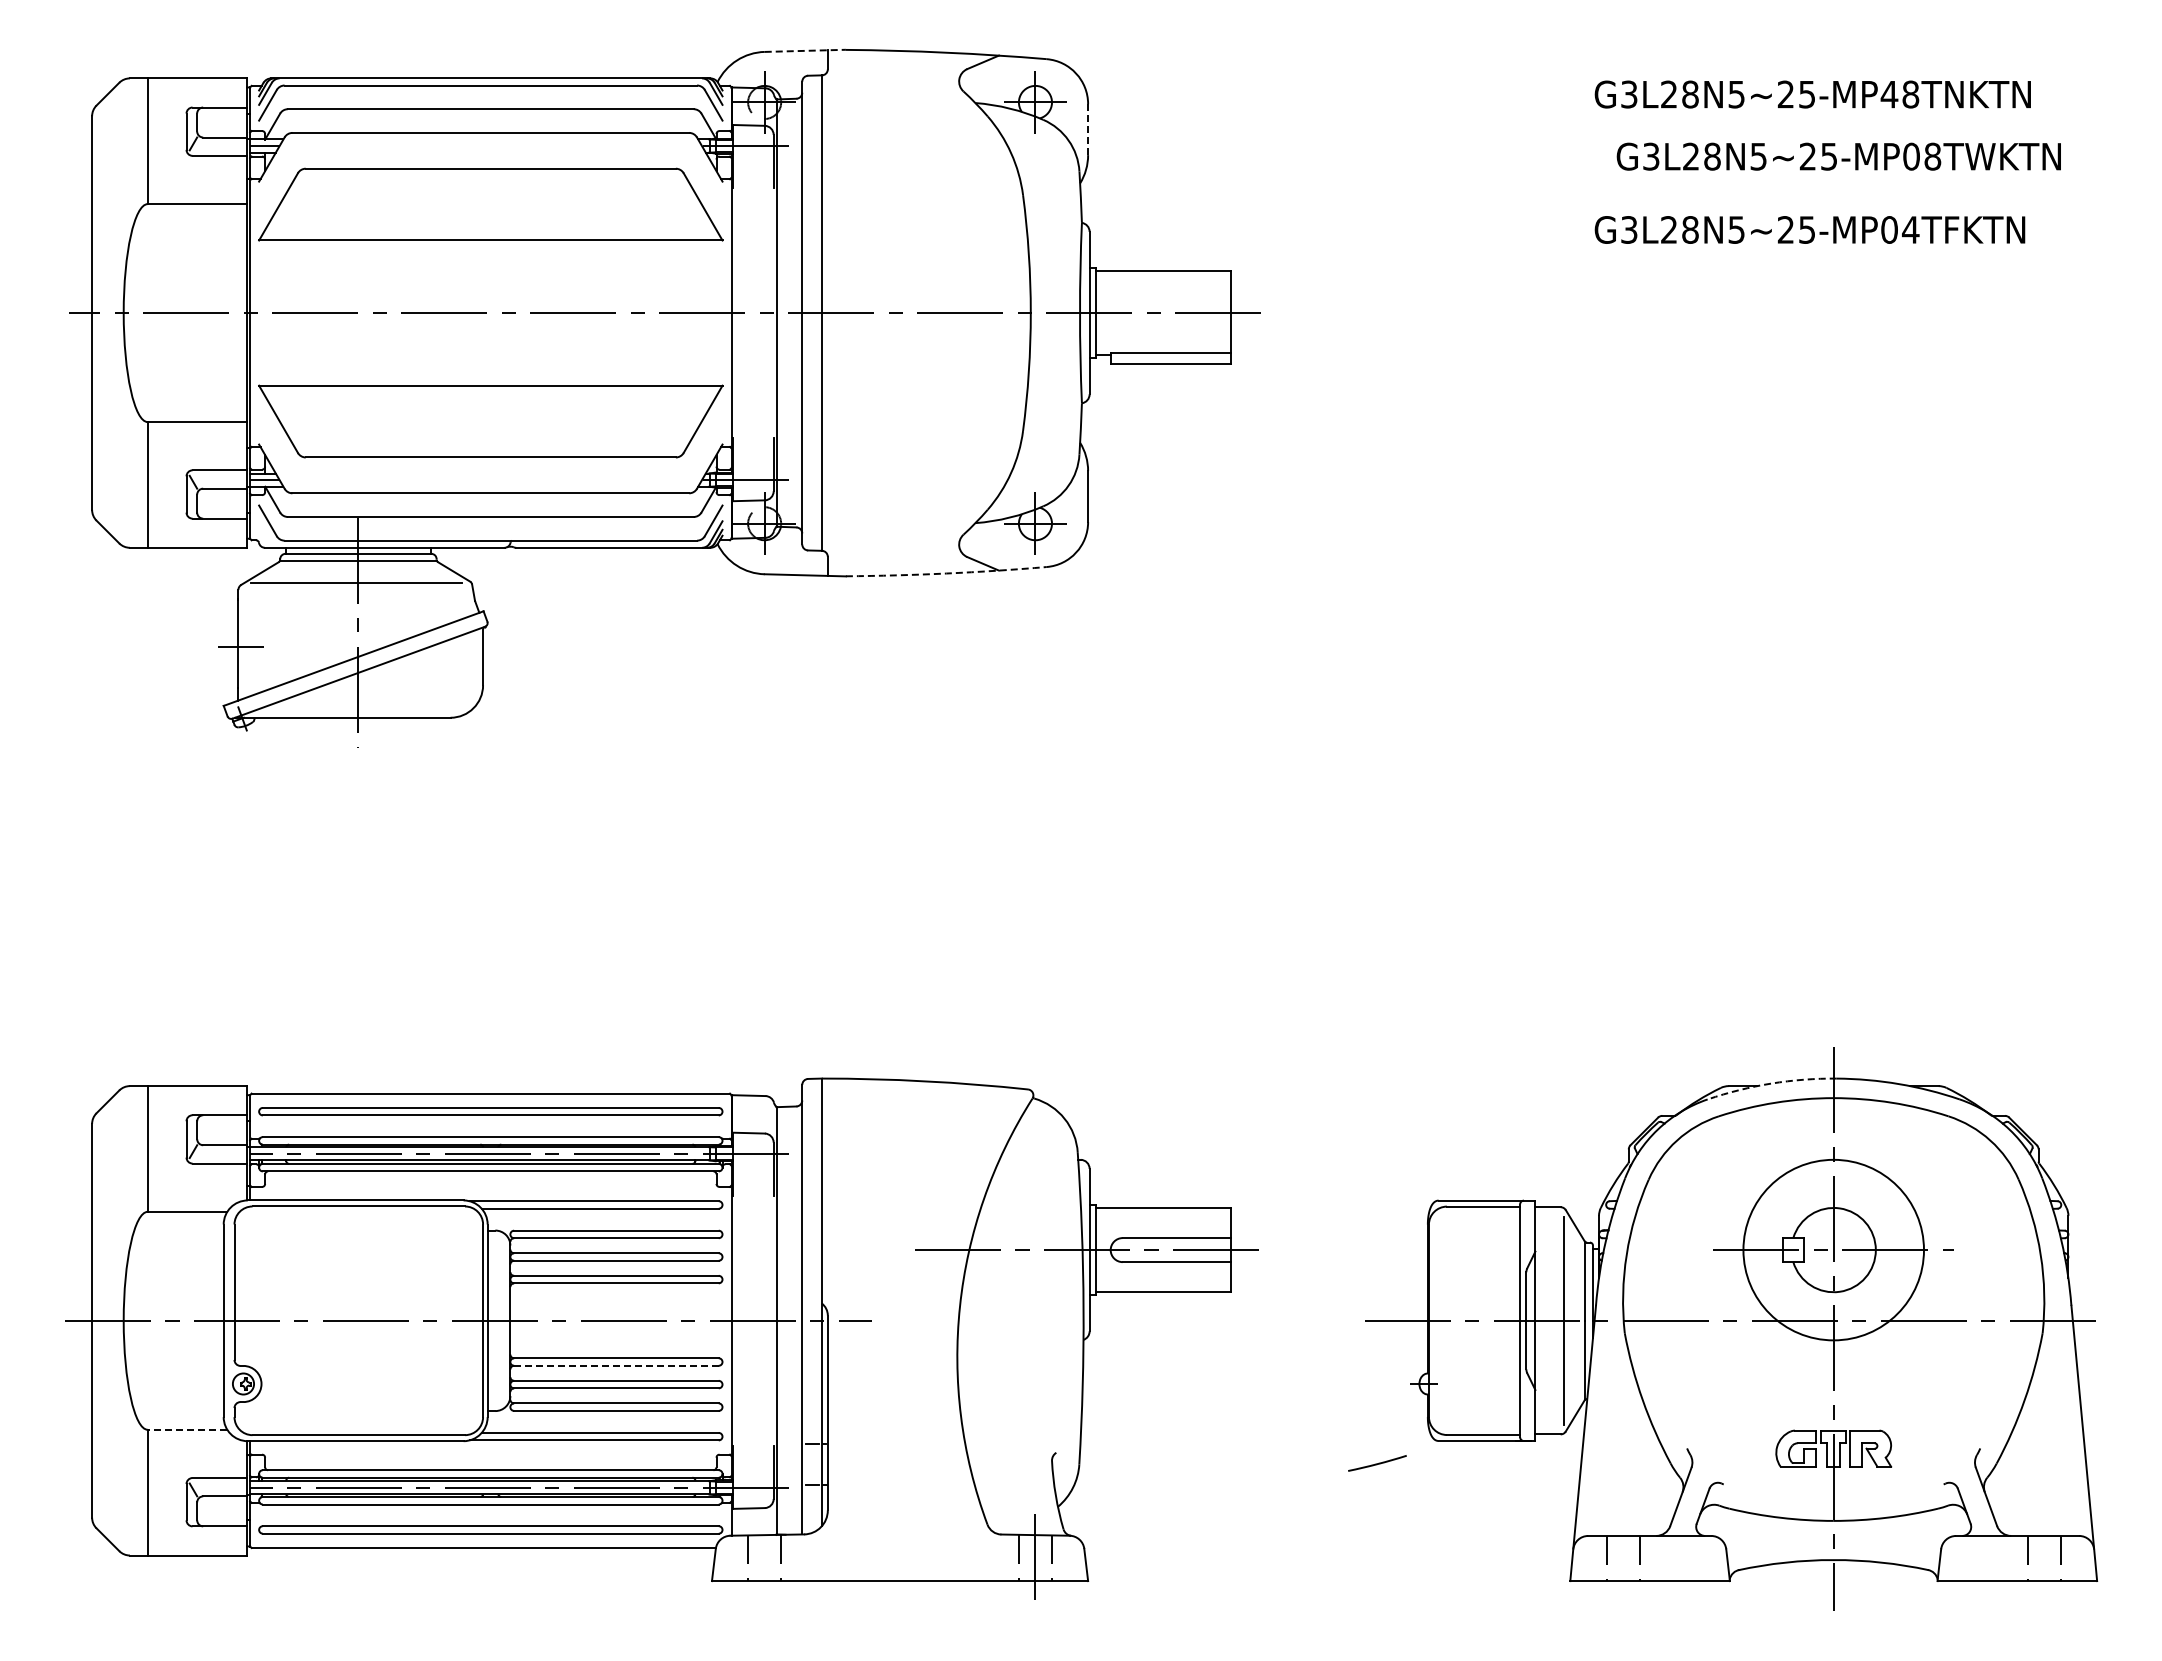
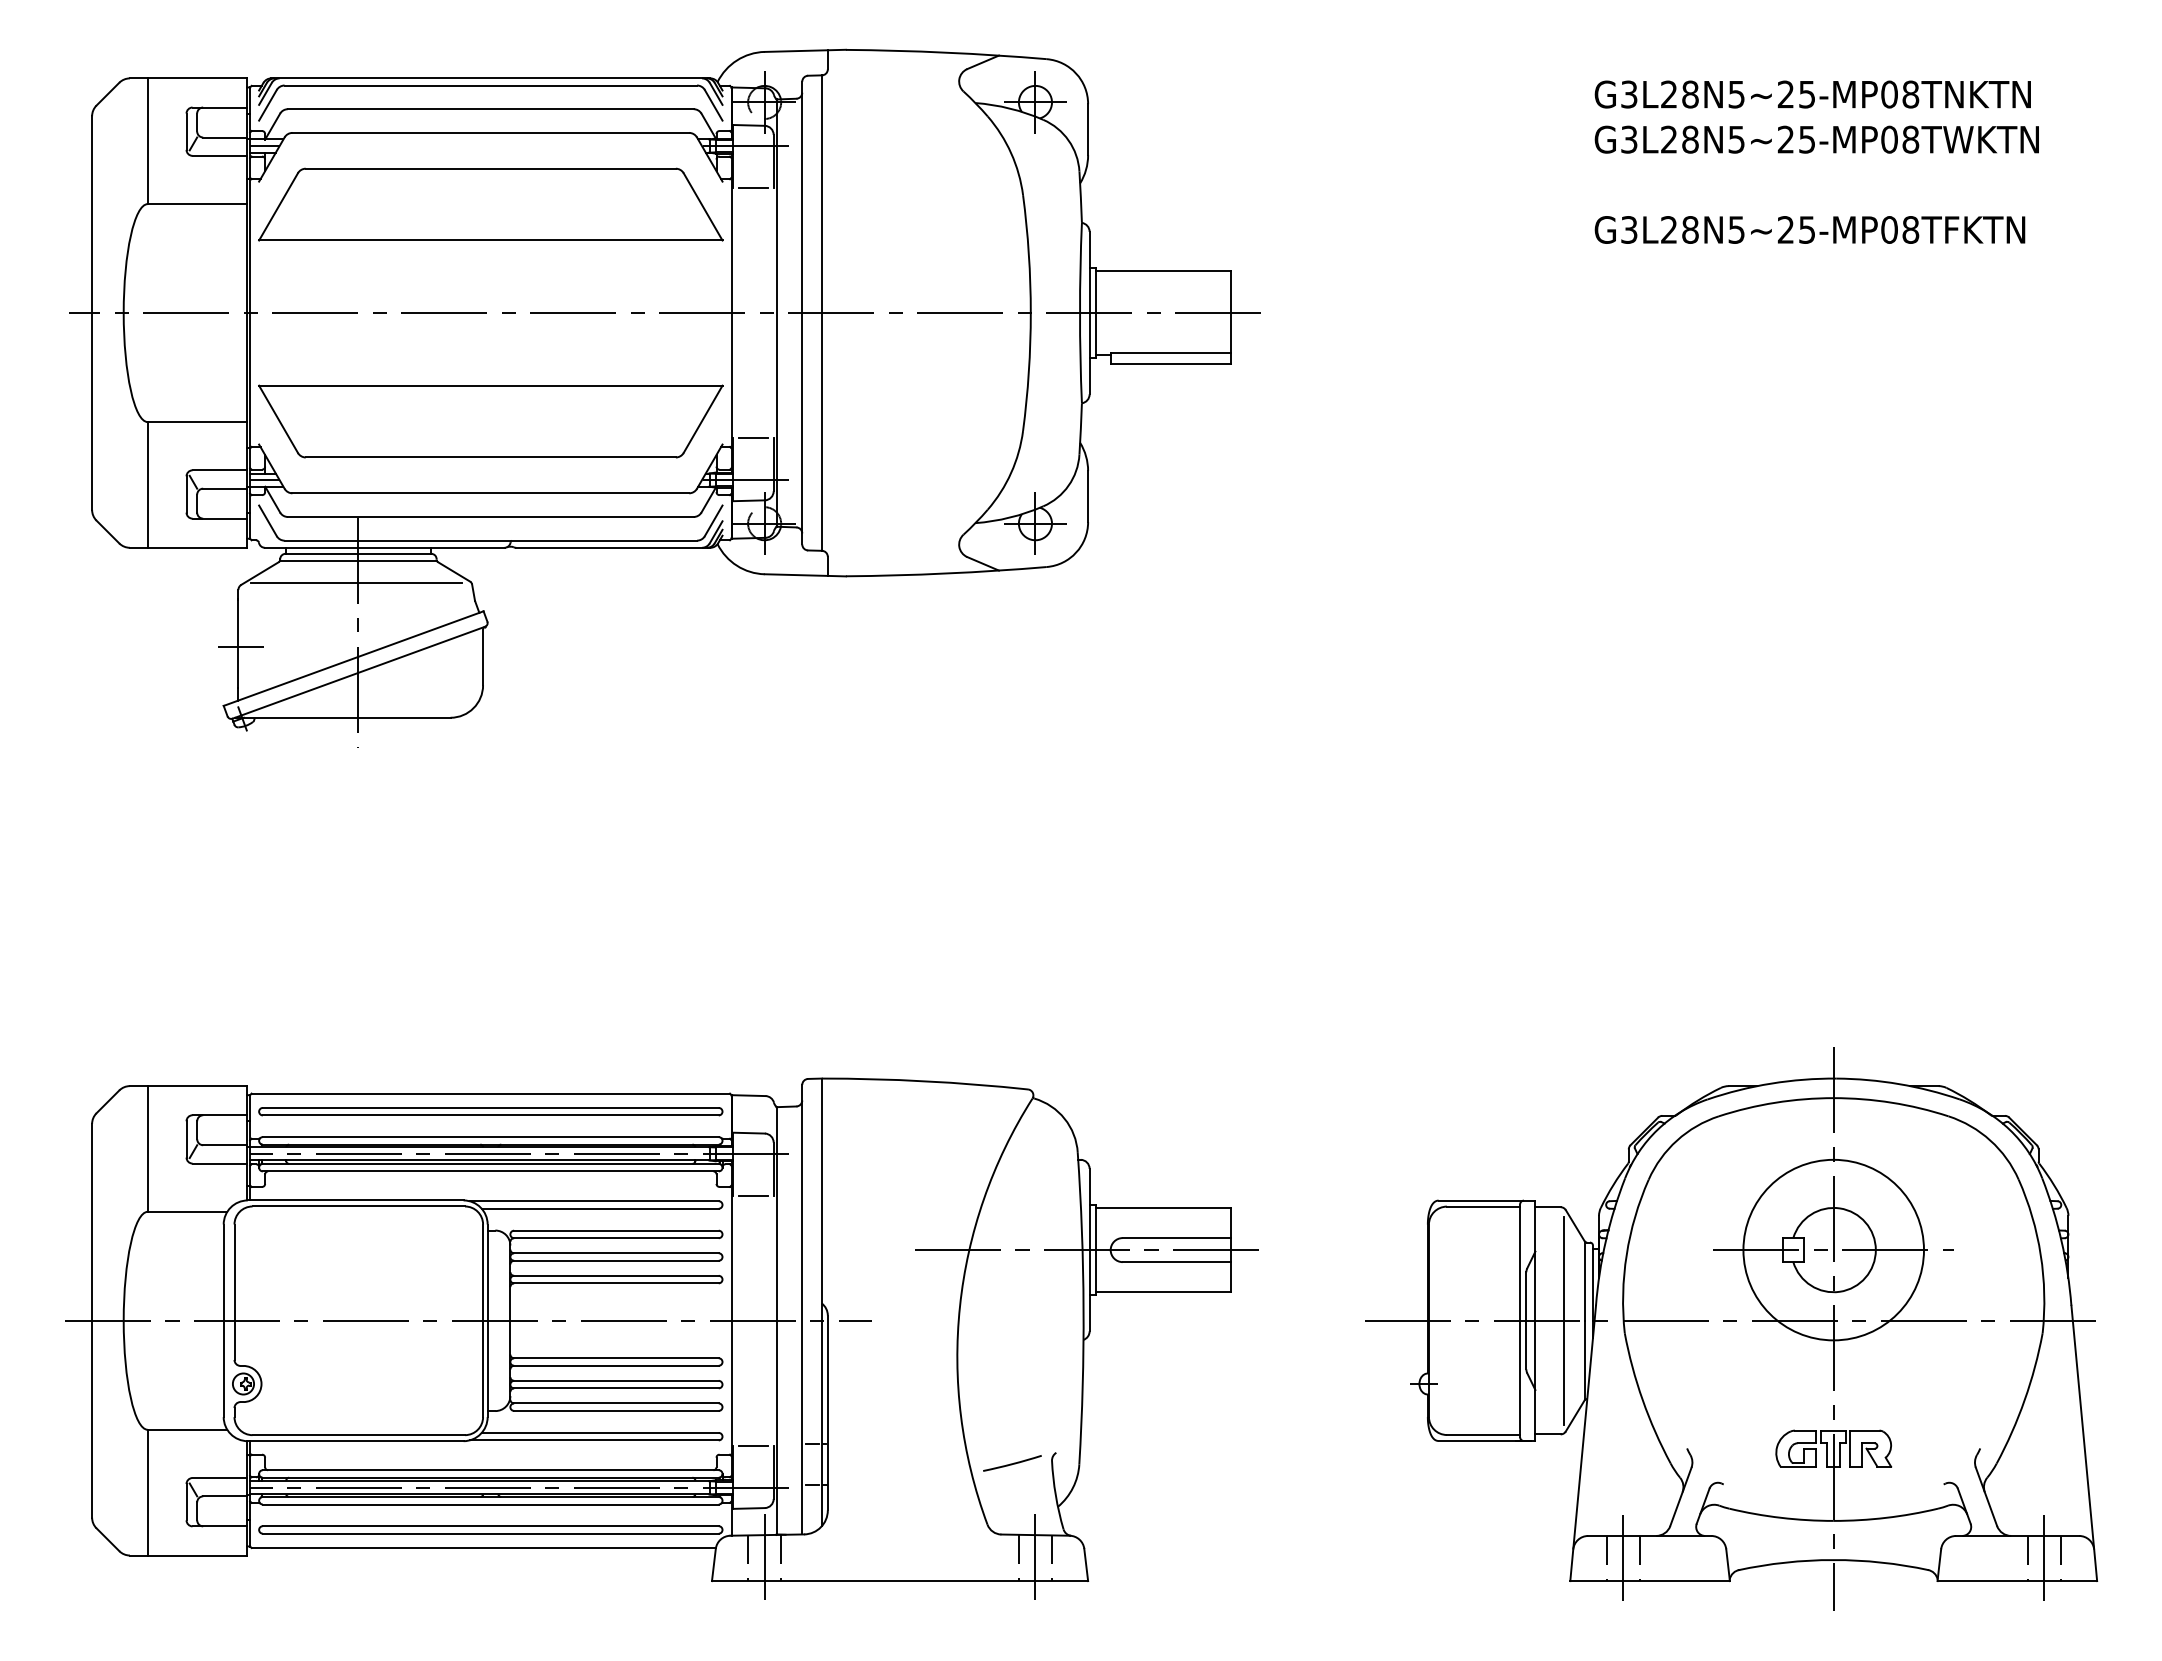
line: dashed -> solid (805, 50)
text: G3L28N5~25-MP48TNKTN -> G3L28N5~25-MP08TNKTN (1889, 94)
line: dashed -> solid (1088, 129)
text position: (1838, 156) -> (1816, 139) (1816, 139)
line: none -> present (753, 188)
text: G3L28N5~25-MP04TFKTN -> G3L28N5~25-MP08TFKTN (1910, 229)
line: none -> present (753, 437)
arc: dashed -> solid (946, 573)
arc: dashed -> solid (1771, 1083)
line: none -> present (753, 1196)
line: dashed -> solid (616, 1365)
line: dashed -> solid (187, 1429)
line: none -> present (753, 1445)
line position: (1377, 1463) -> (1012, 1463) (1012, 1463)
line: none -> present (764, 1558)
line: none -> present (1623, 1558)
line: none -> present (2044, 1558)
